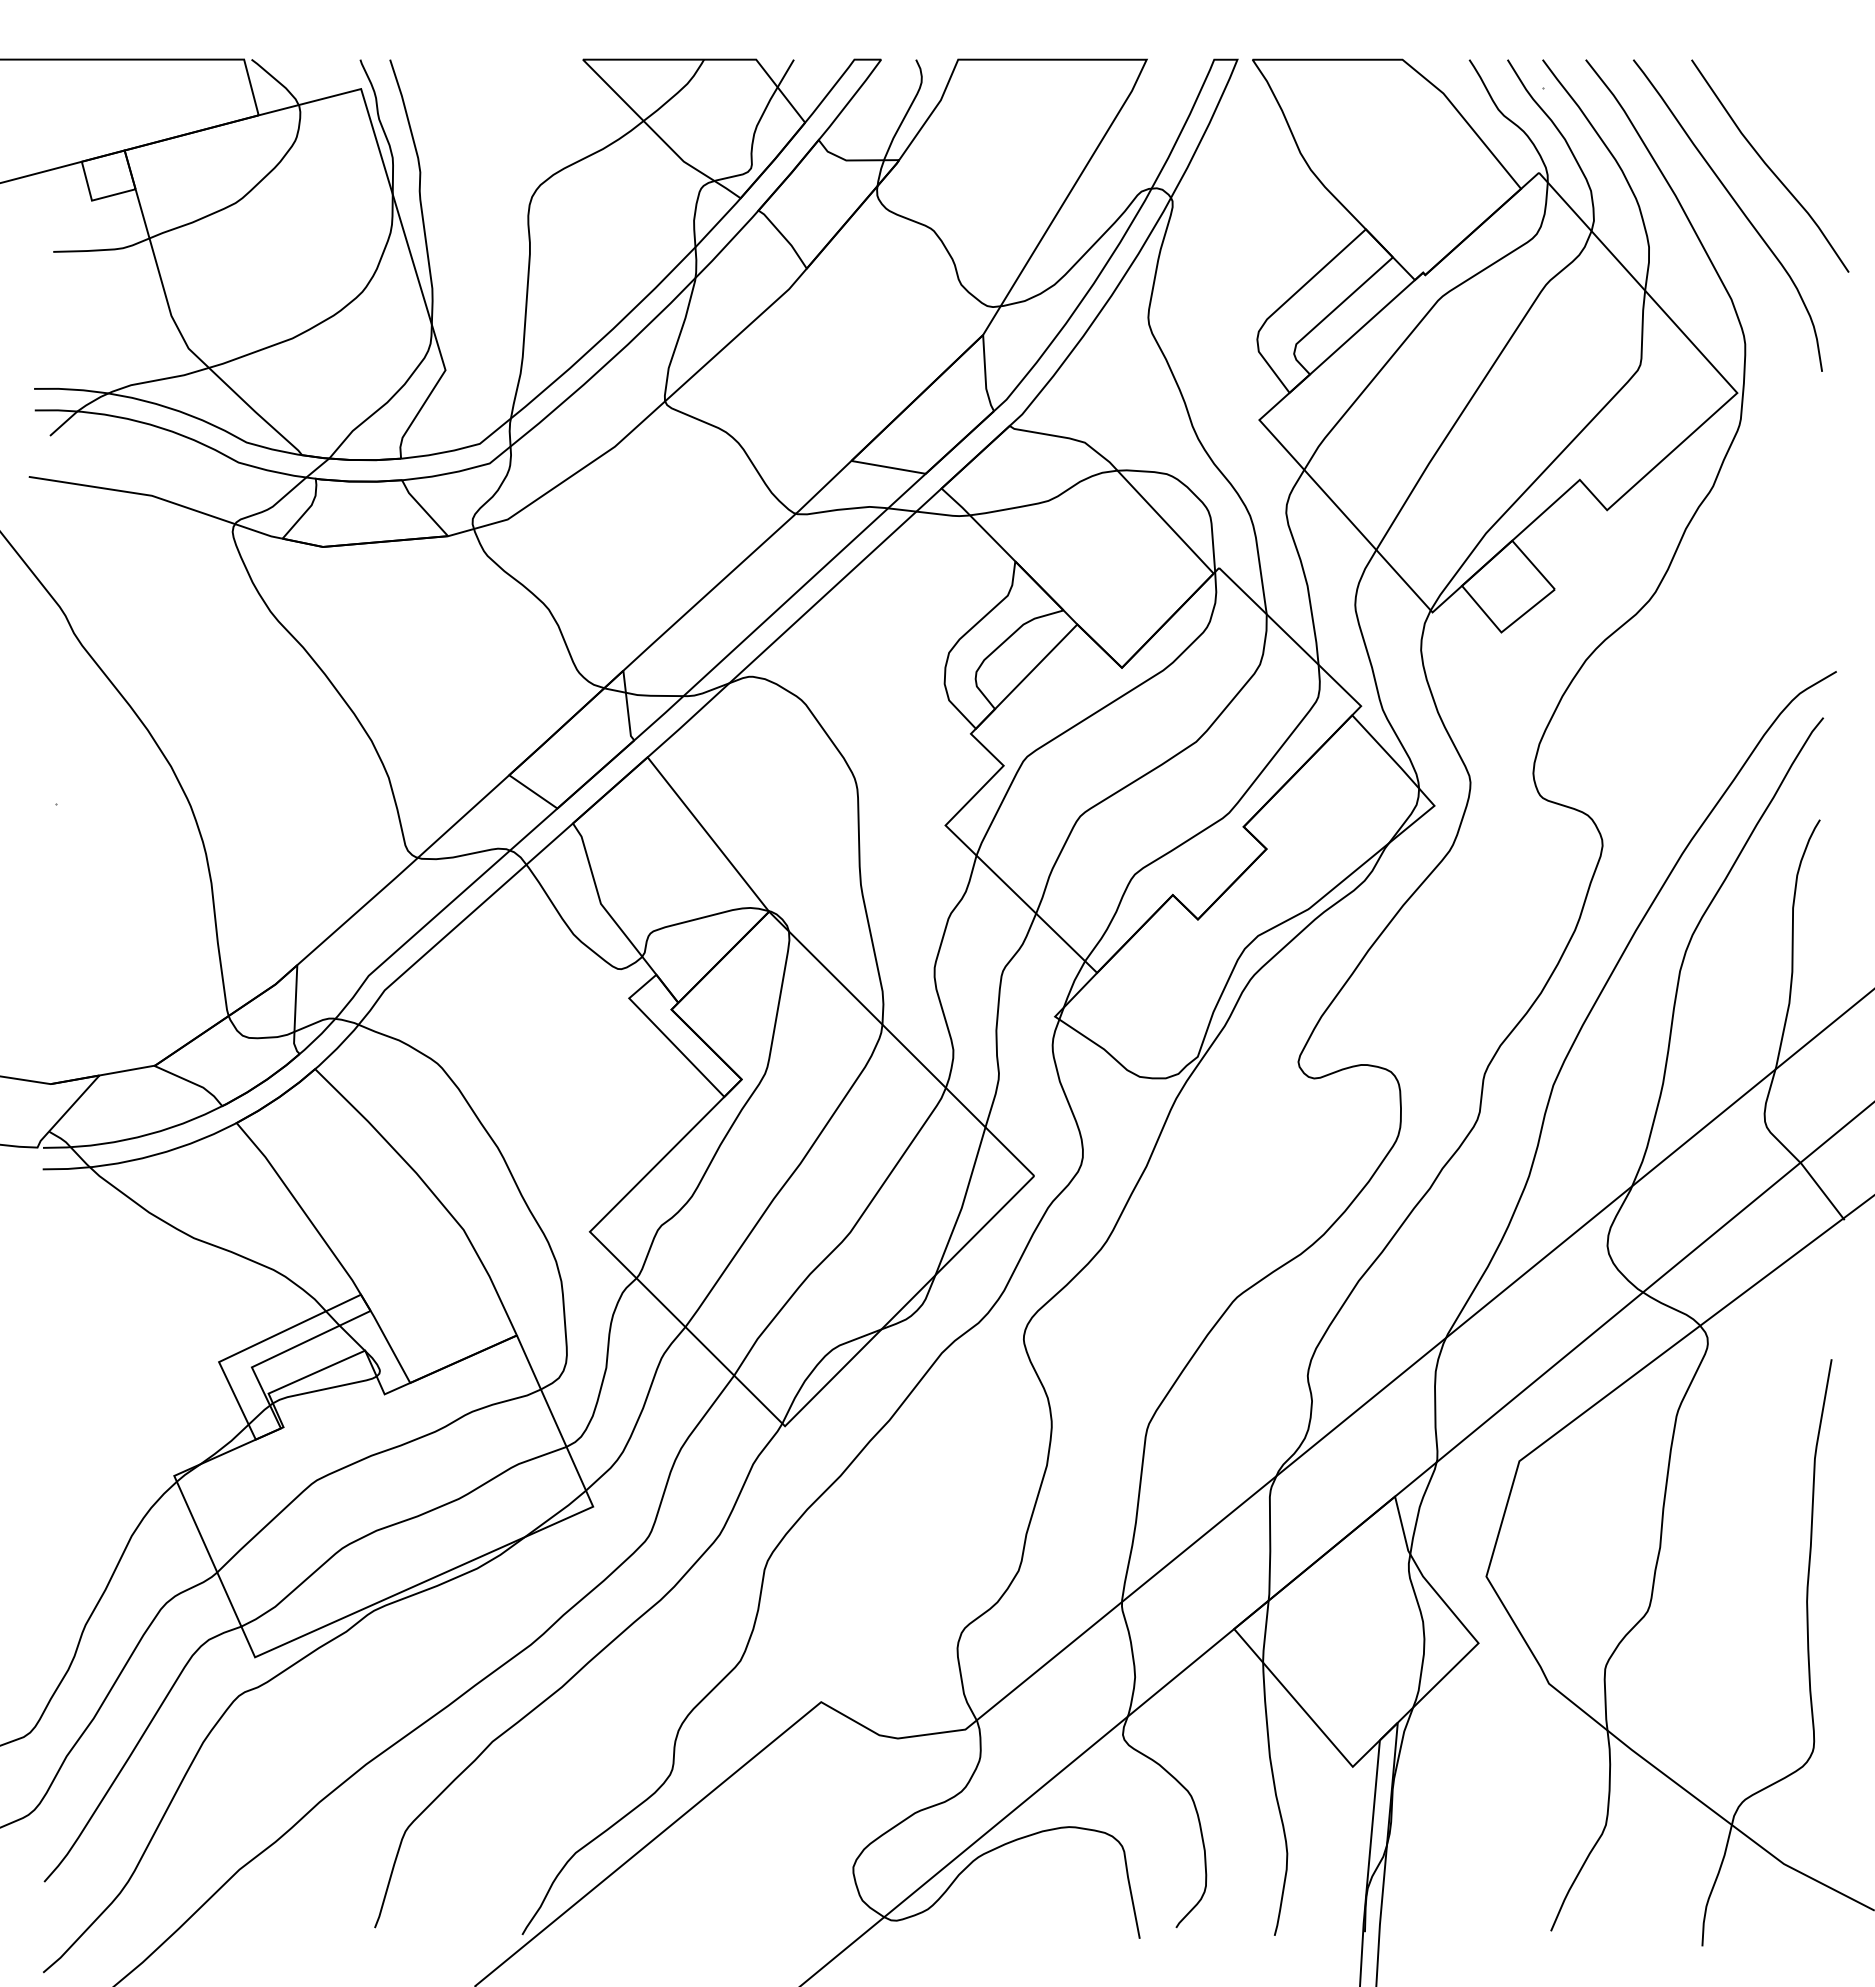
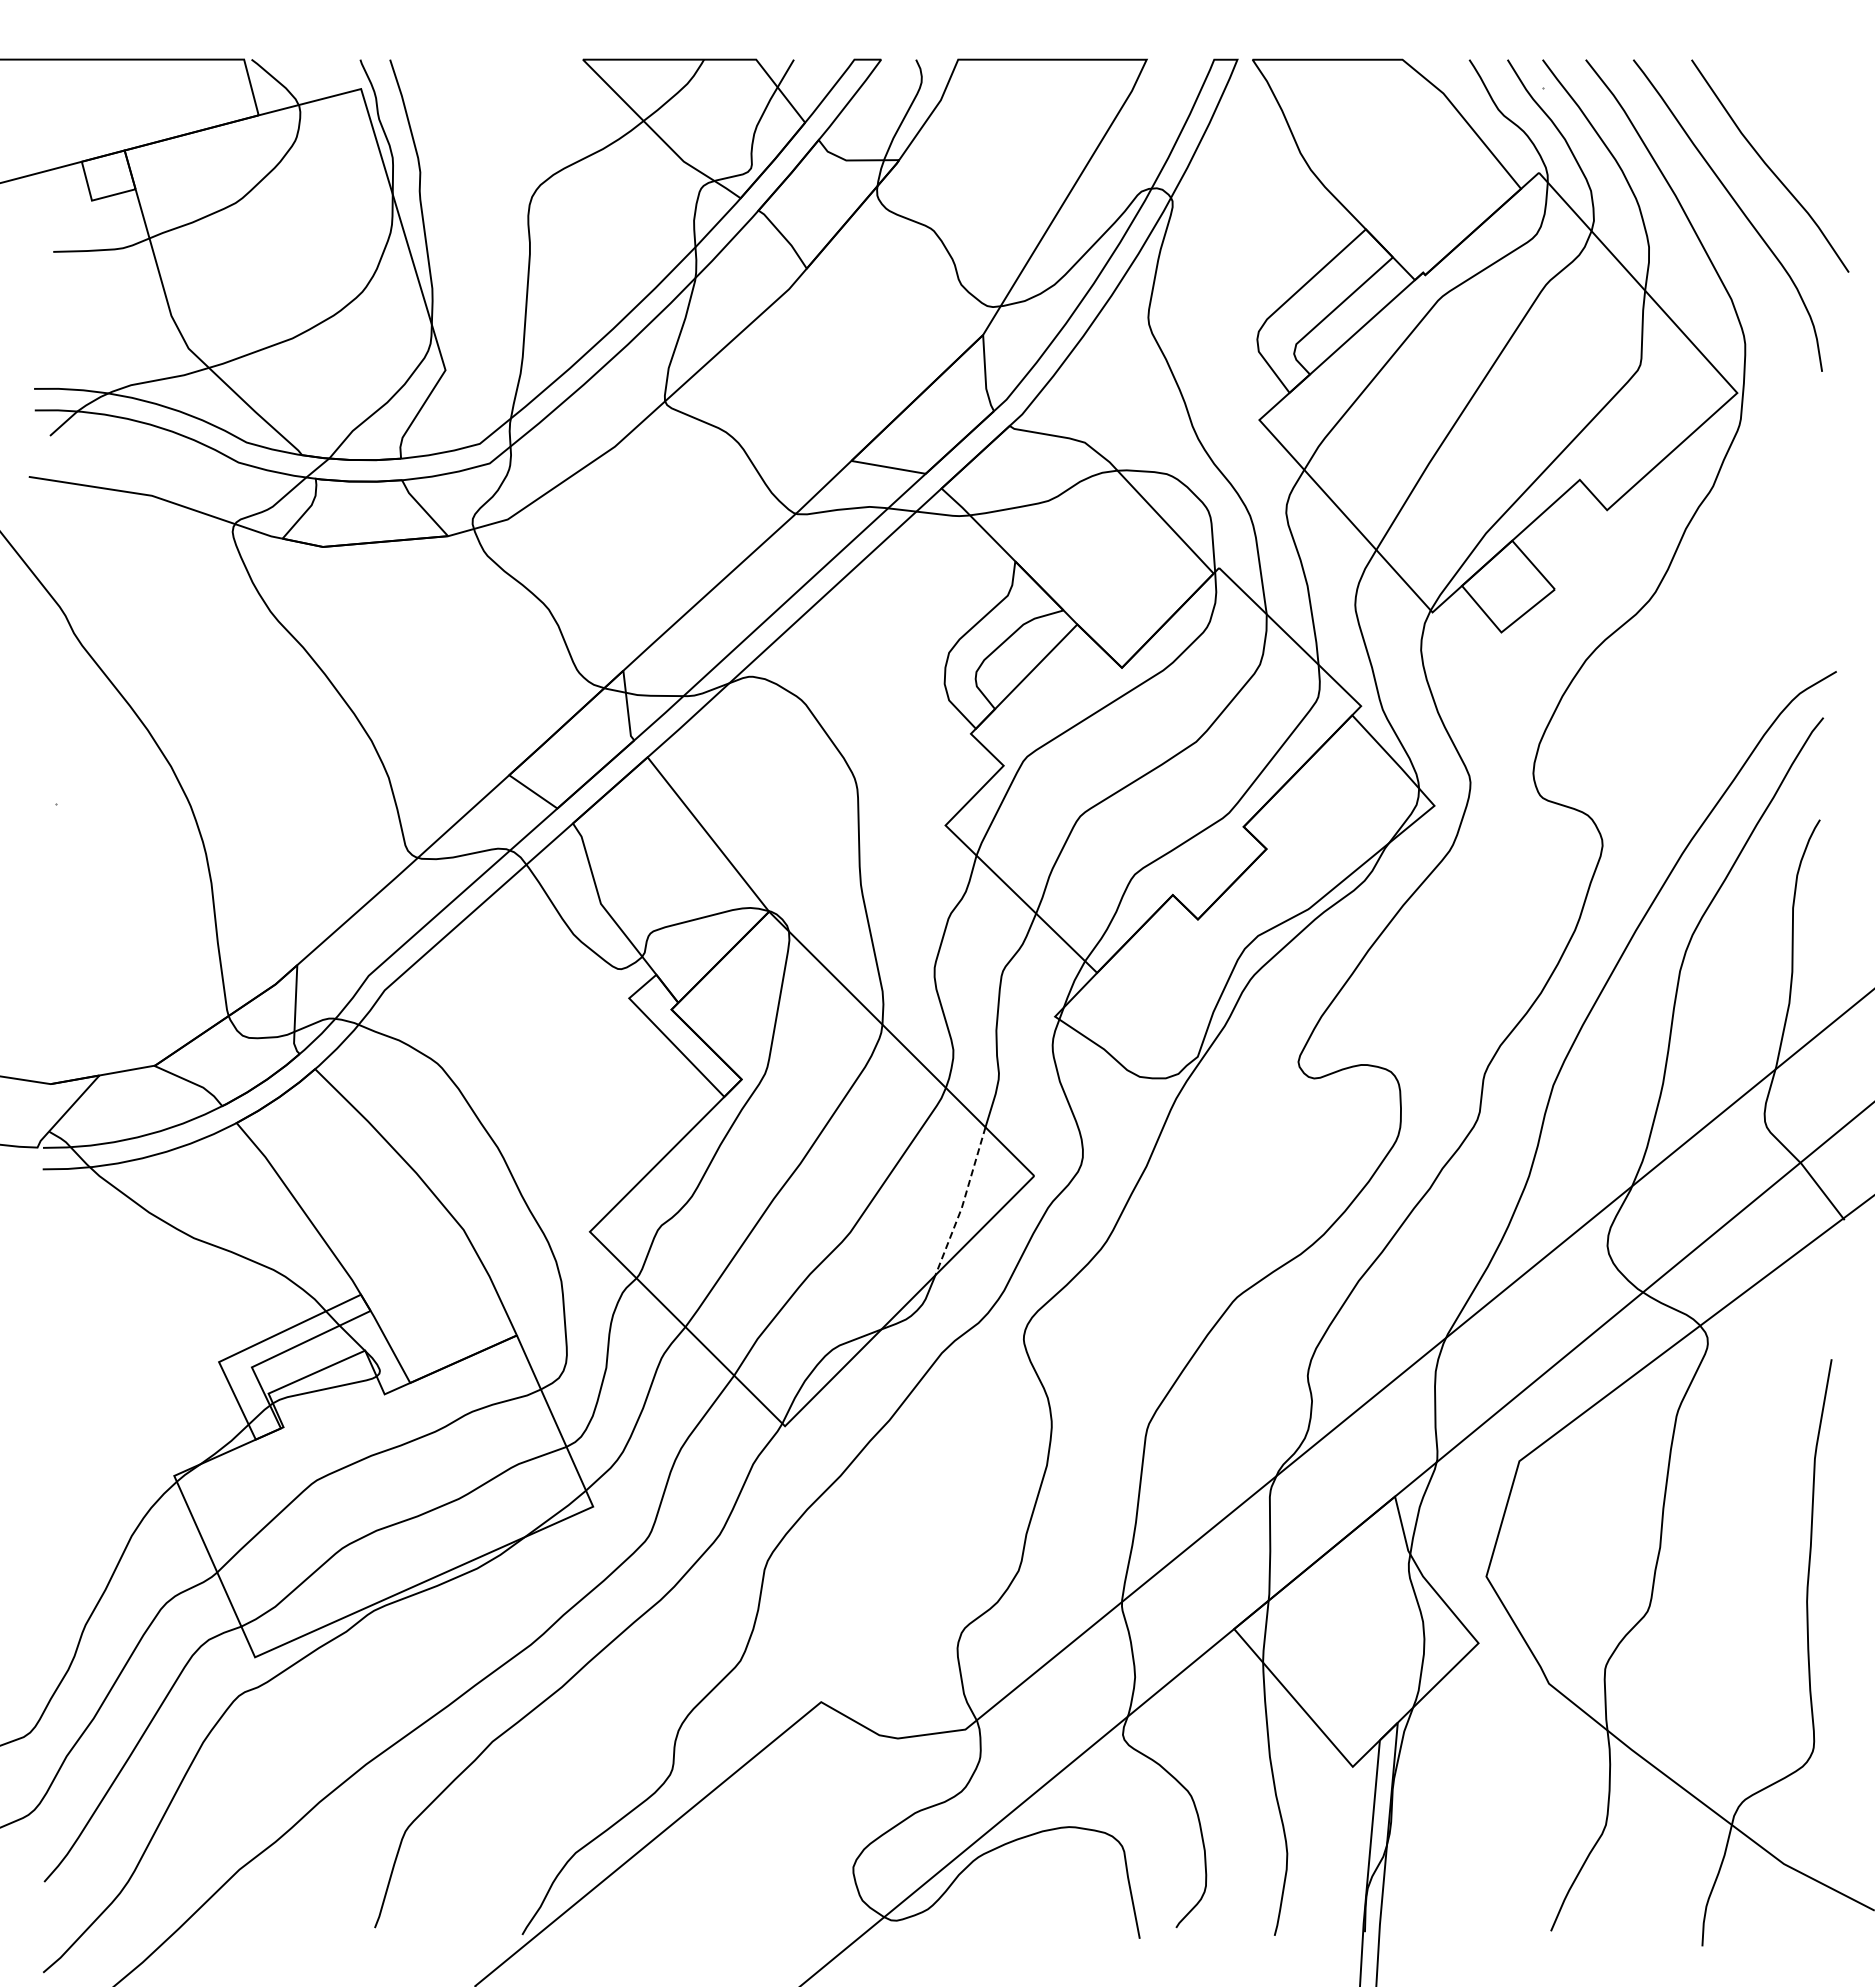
line: solid -> dashed (963, 1202)
